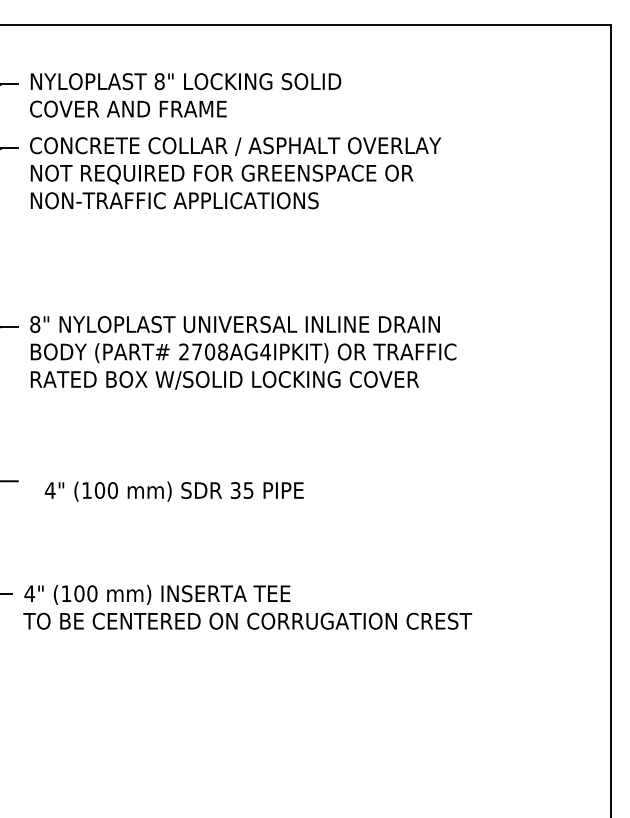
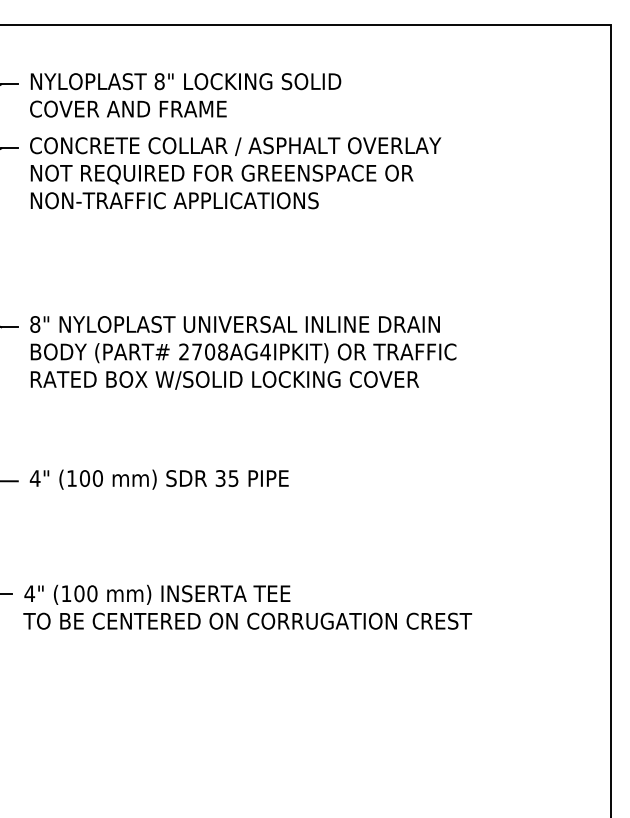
text position: (173, 491) -> (158, 479) (158, 479)
